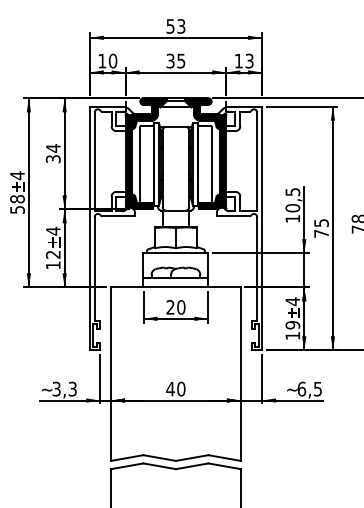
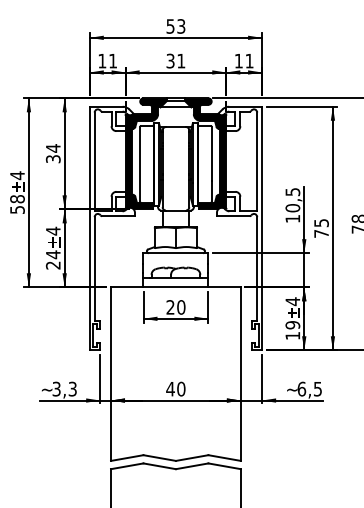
text: 10 -> 11 (113, 60)
text: 35 -> 31 (181, 60)
text: 13 -> 11 (249, 60)
text: 12 -> 24 (52, 259)
